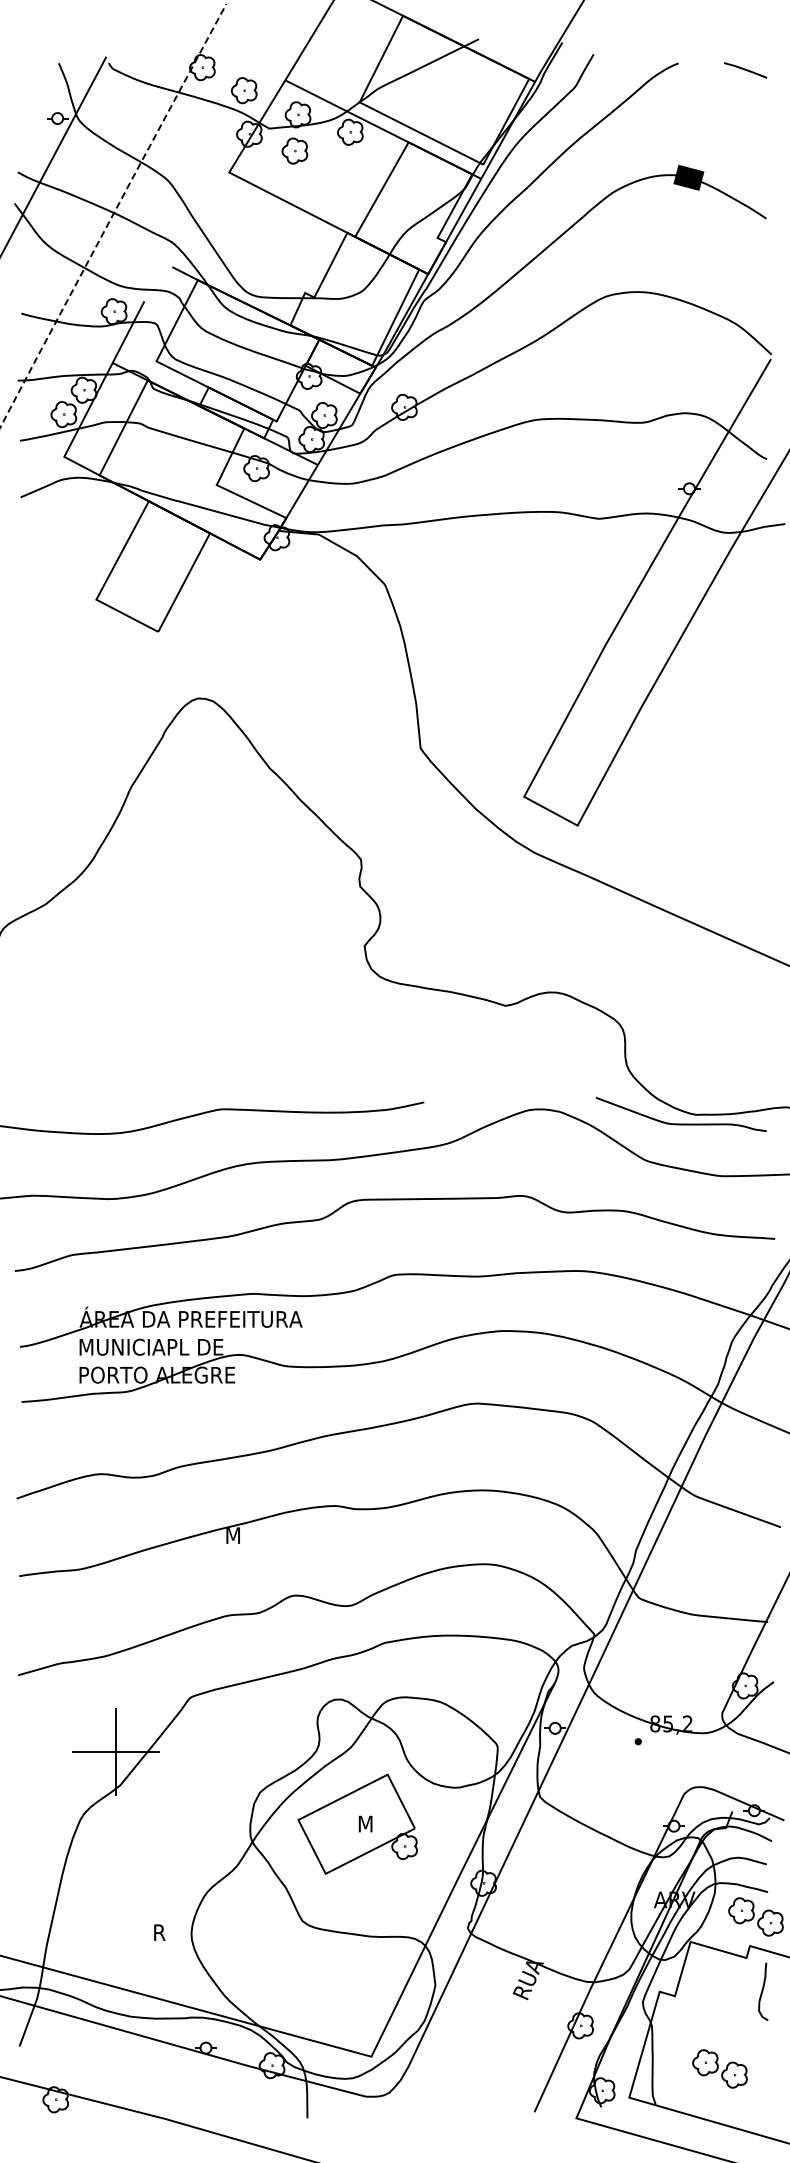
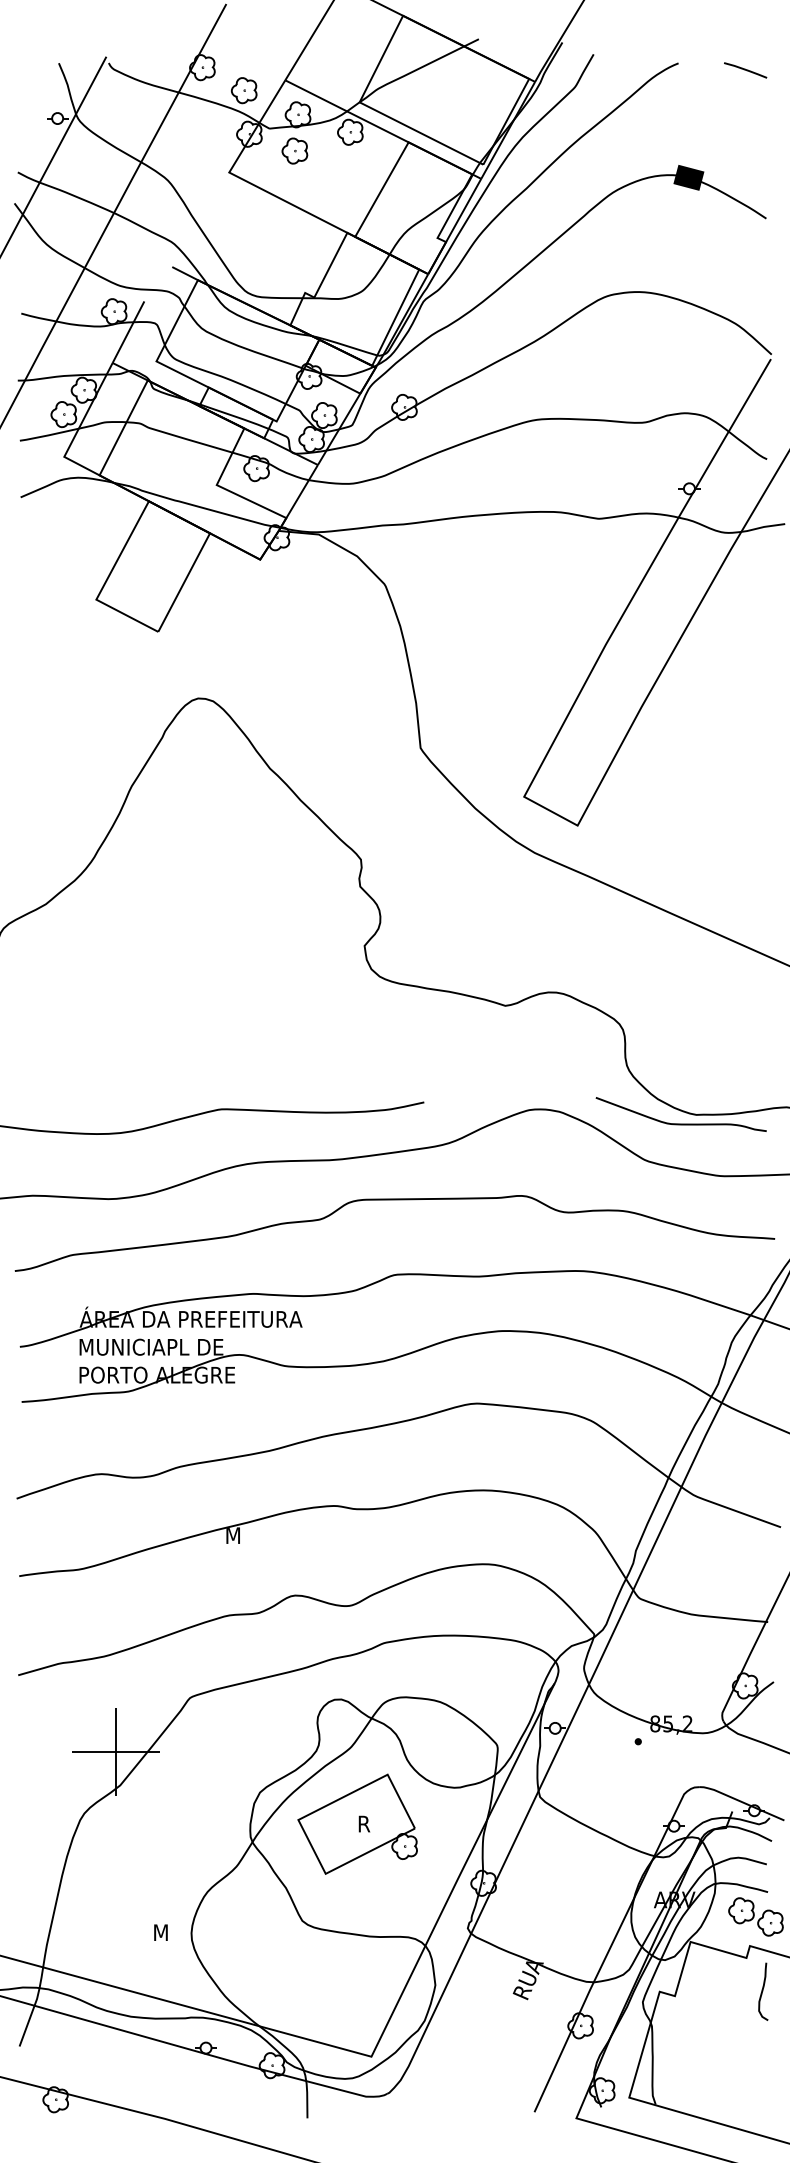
line: dashed -> solid (112, 215)
text: M -> R (366, 1823)
text: R -> M (161, 1932)
part: present -> none (719, 2068)
